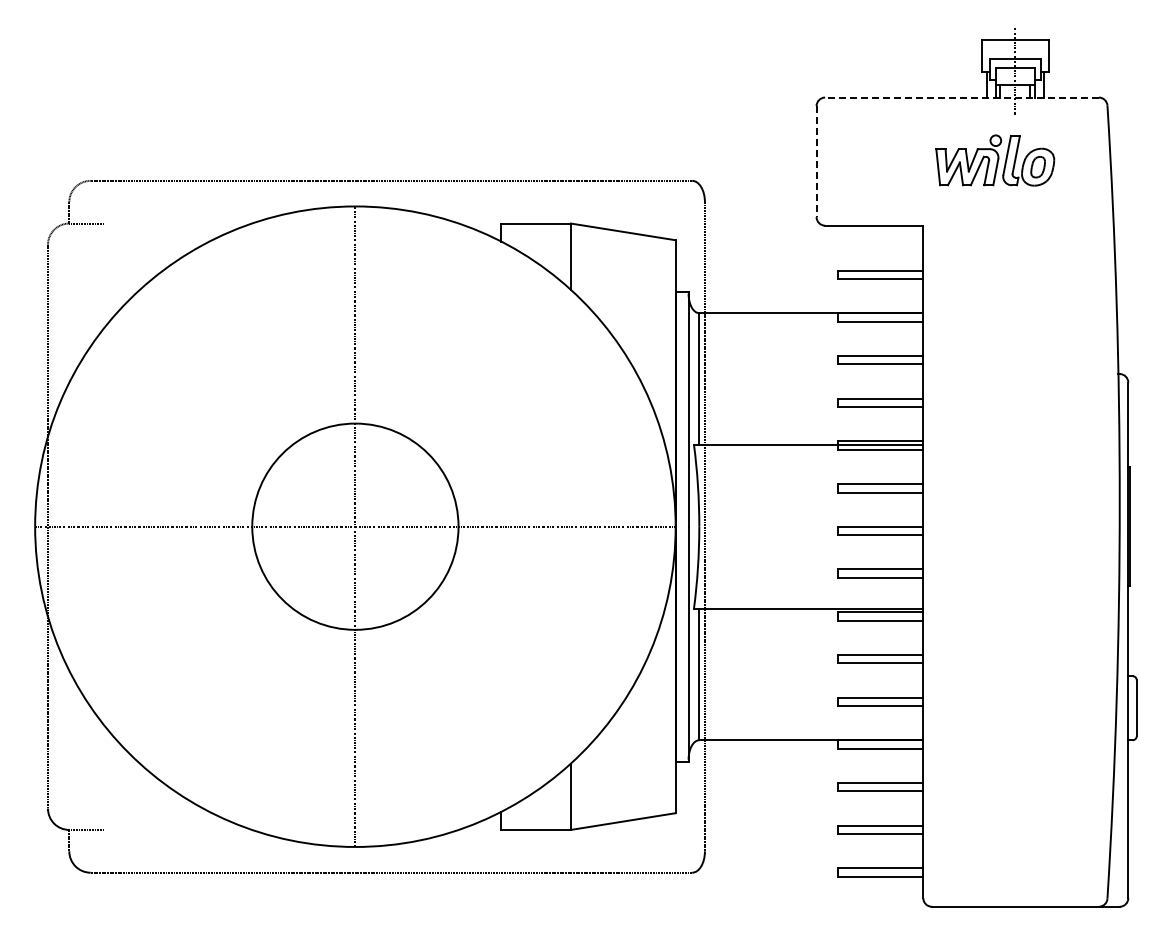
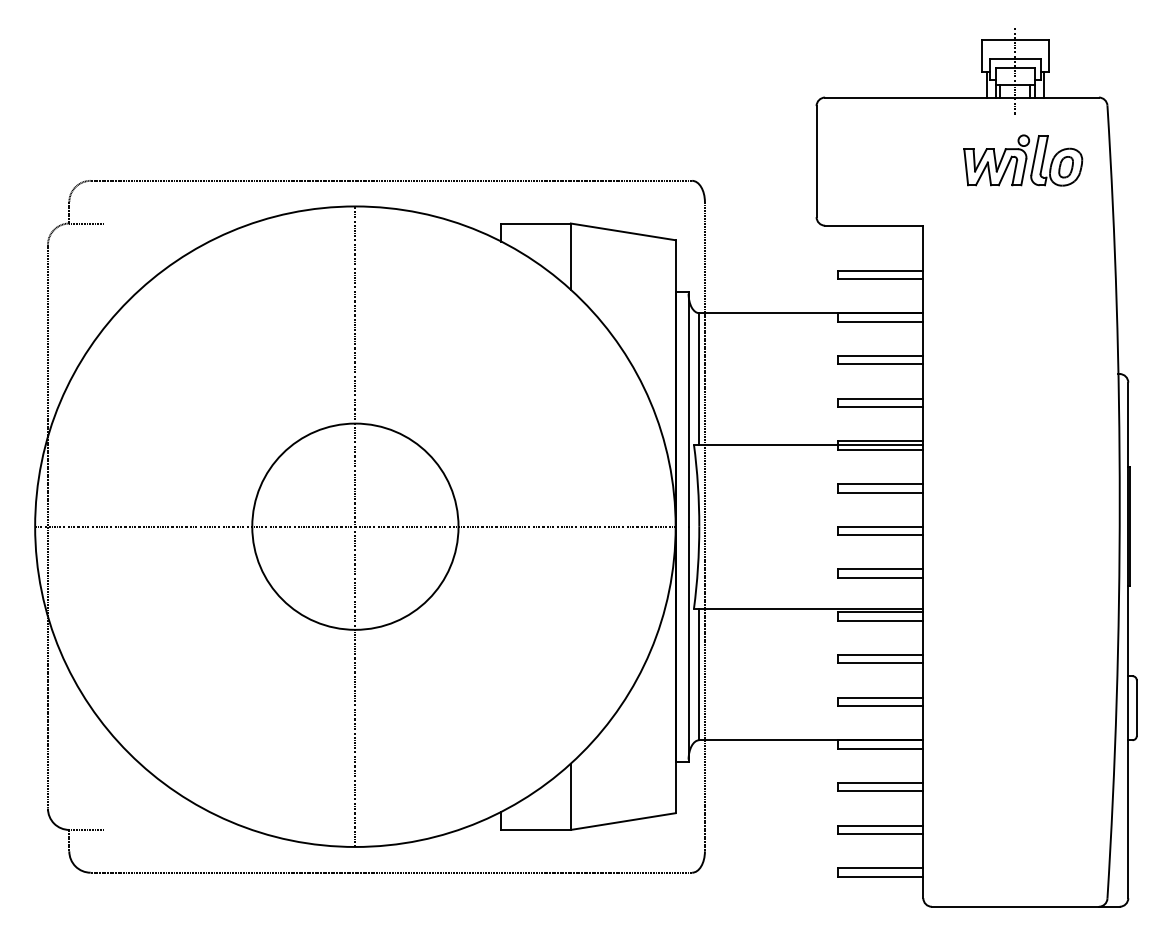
line: dashed -> solid (962, 97)
part position: (995, 160) -> (1023, 160) (1023, 160)
line: dashed -> solid (816, 161)
